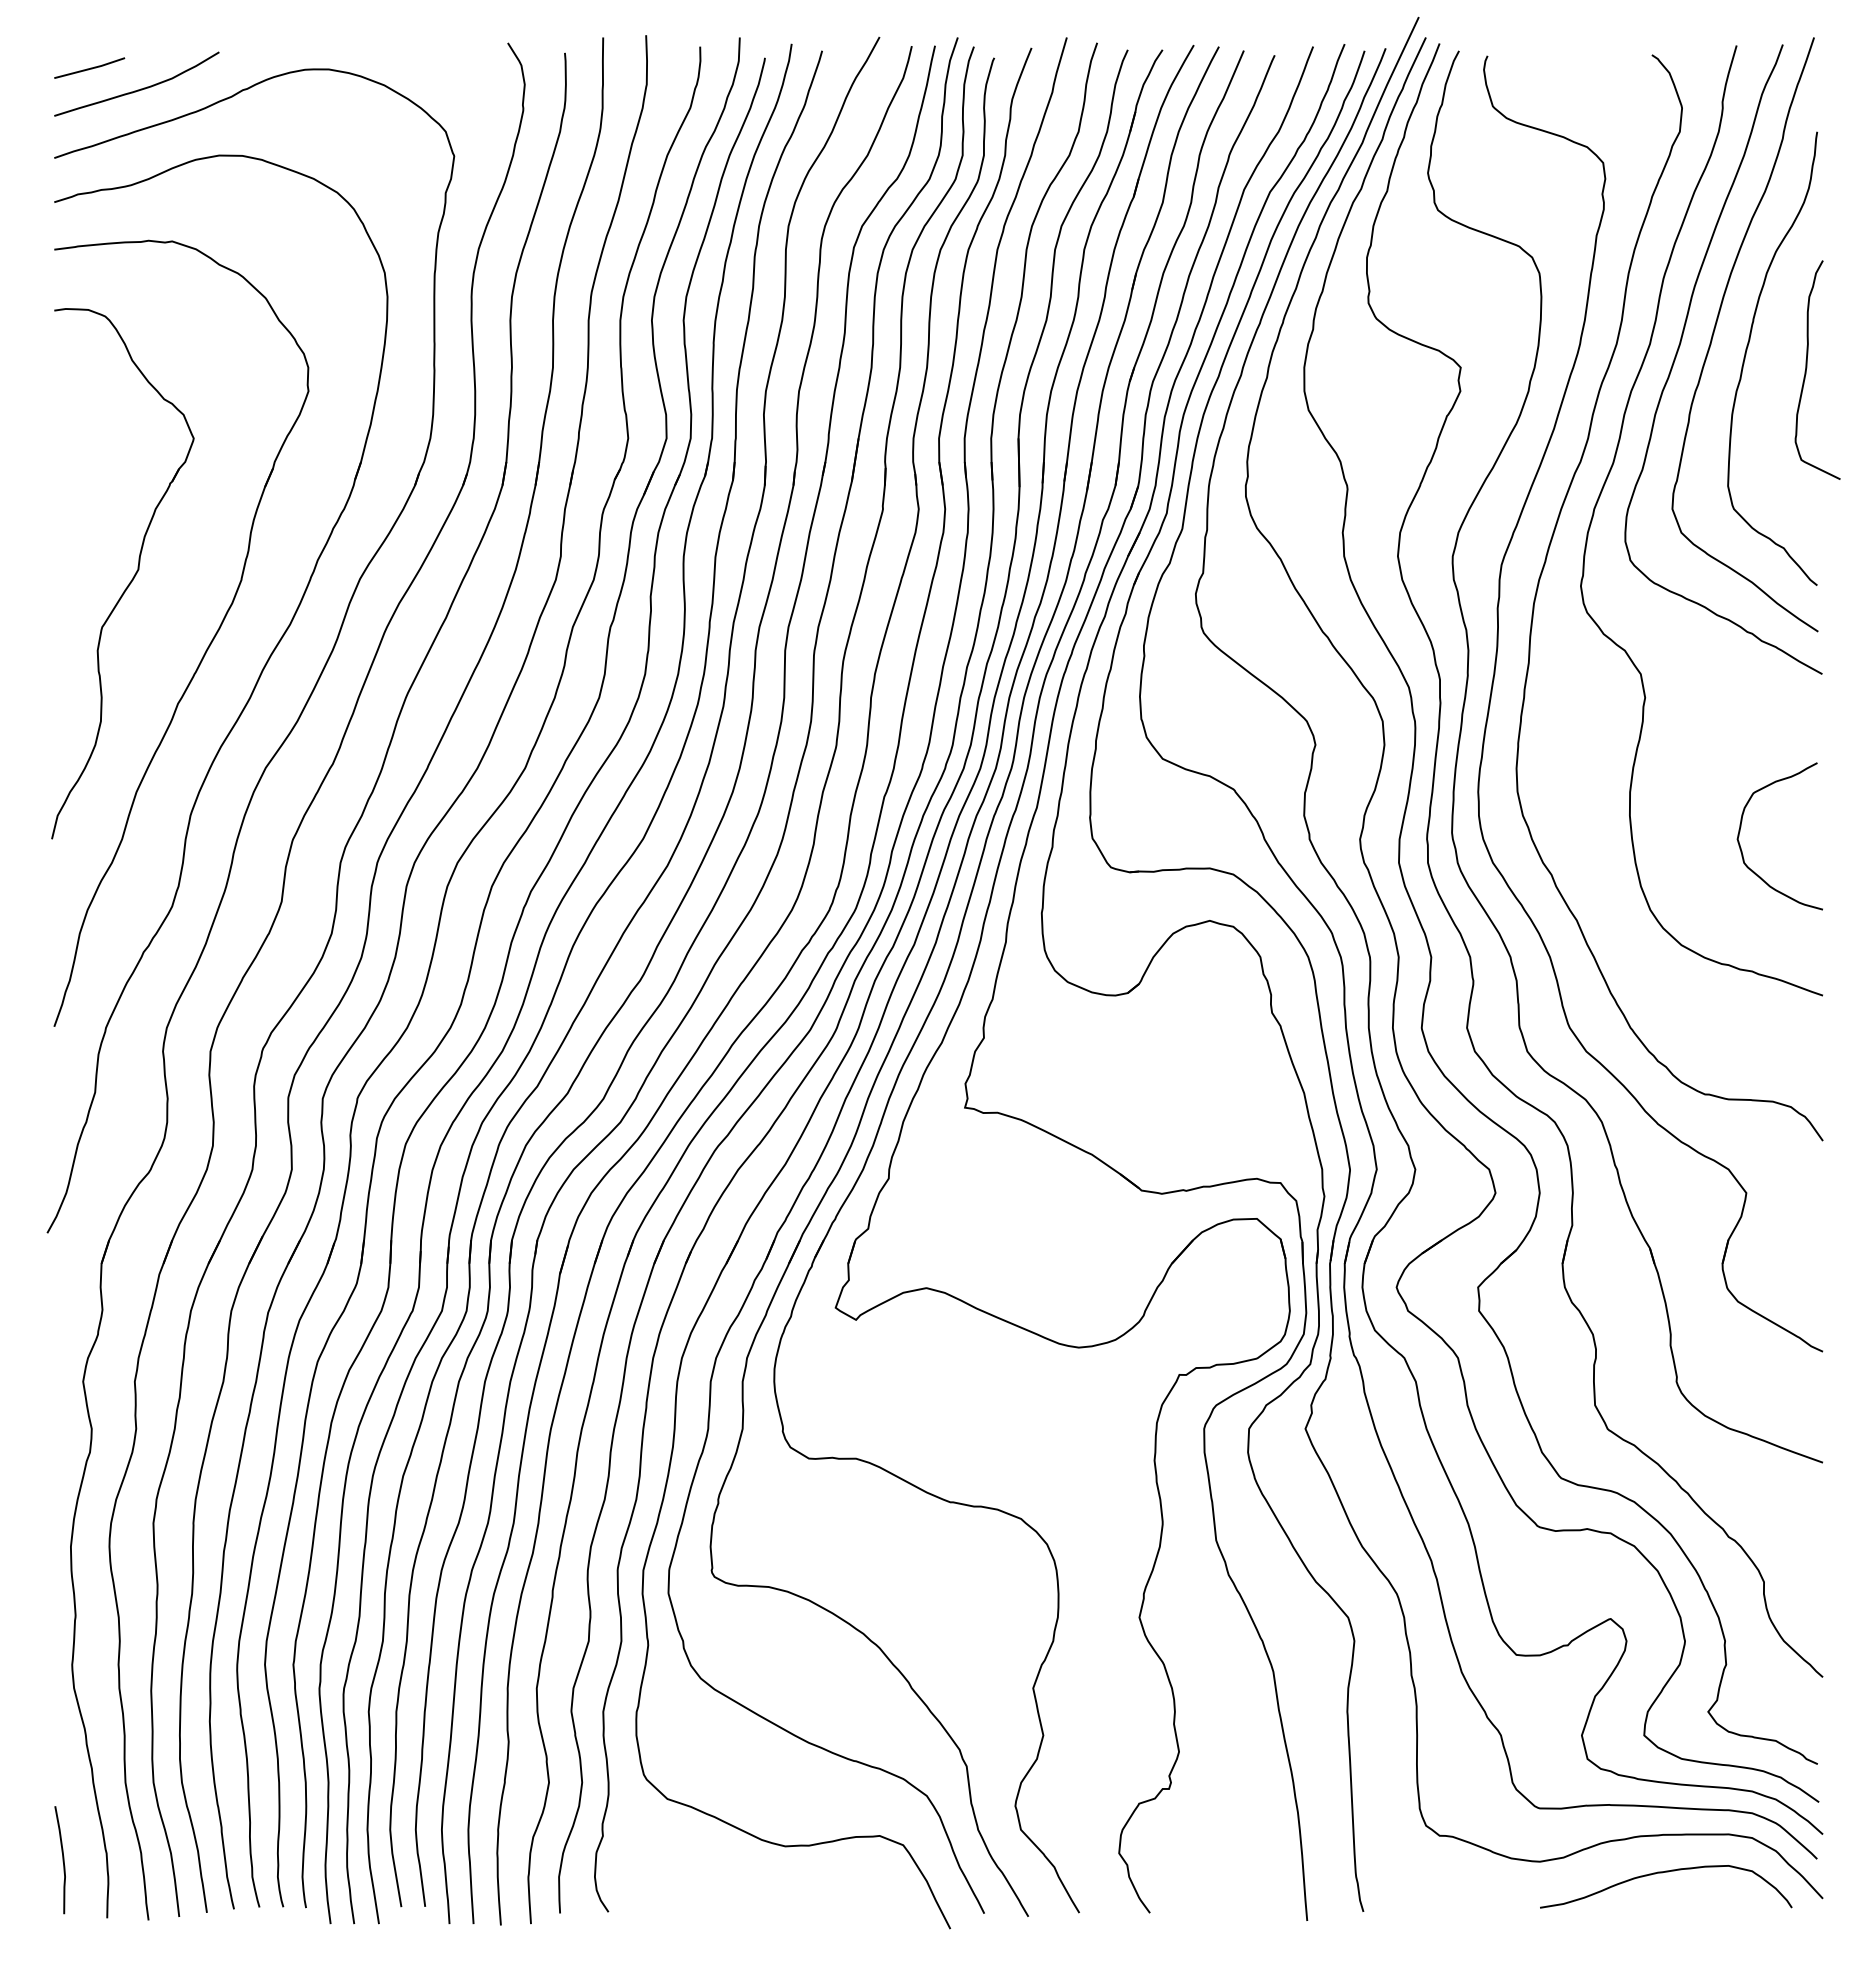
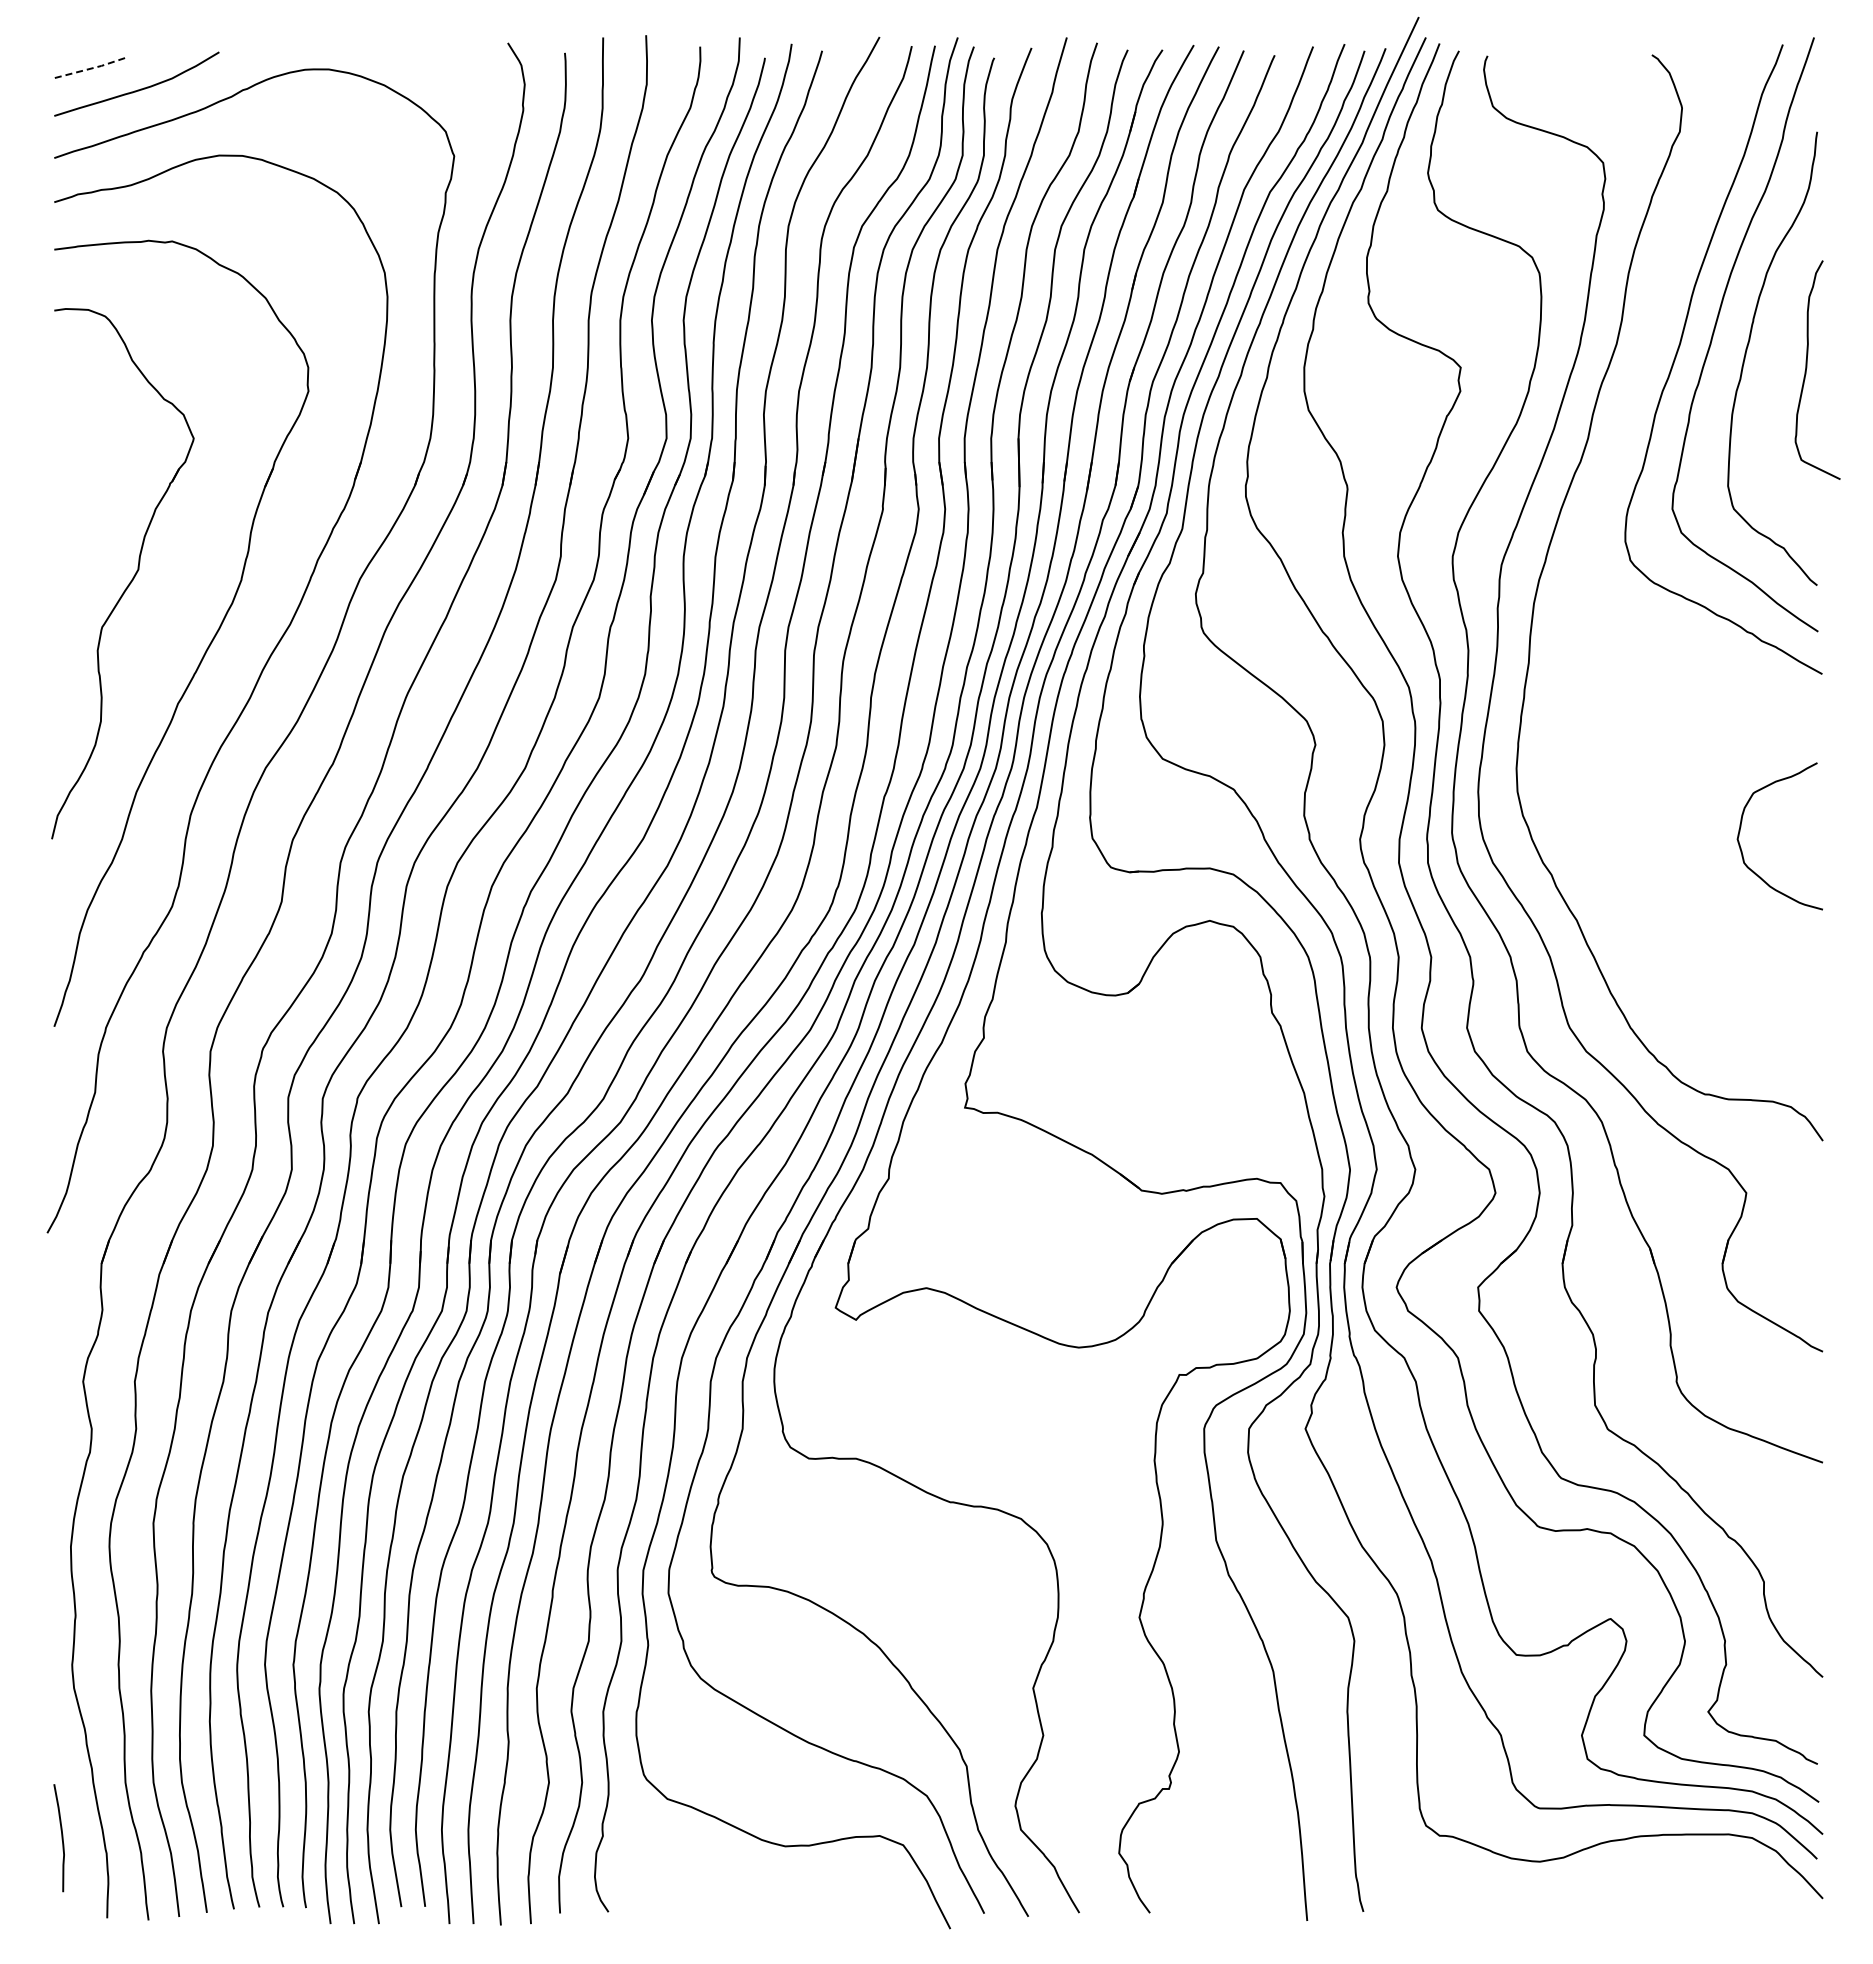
line: solid -> dashed (89, 68)
curve: present -> none (1606, 482)
curve position: (62, 1860) -> (61, 1838) (61, 1838)
curve: present -> none (1662, 1873)
